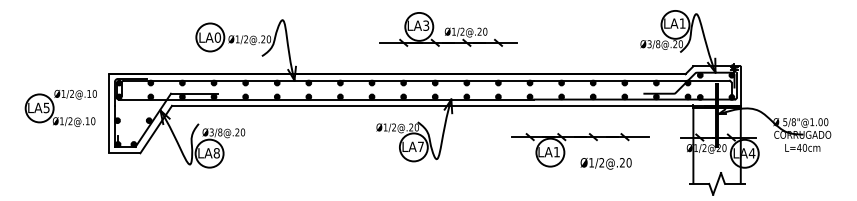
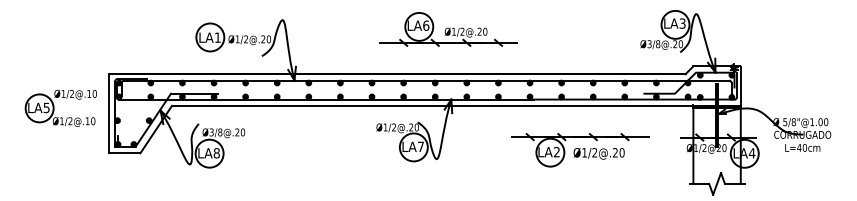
text: LA1 -> LA3 (682, 23)
text: LA3 -> LA6 (426, 25)
text: LA0 -> LA1 (217, 37)
text: LA1 -> LA2 (556, 151)
text position: (605, 163) -> (598, 153) (598, 153)
